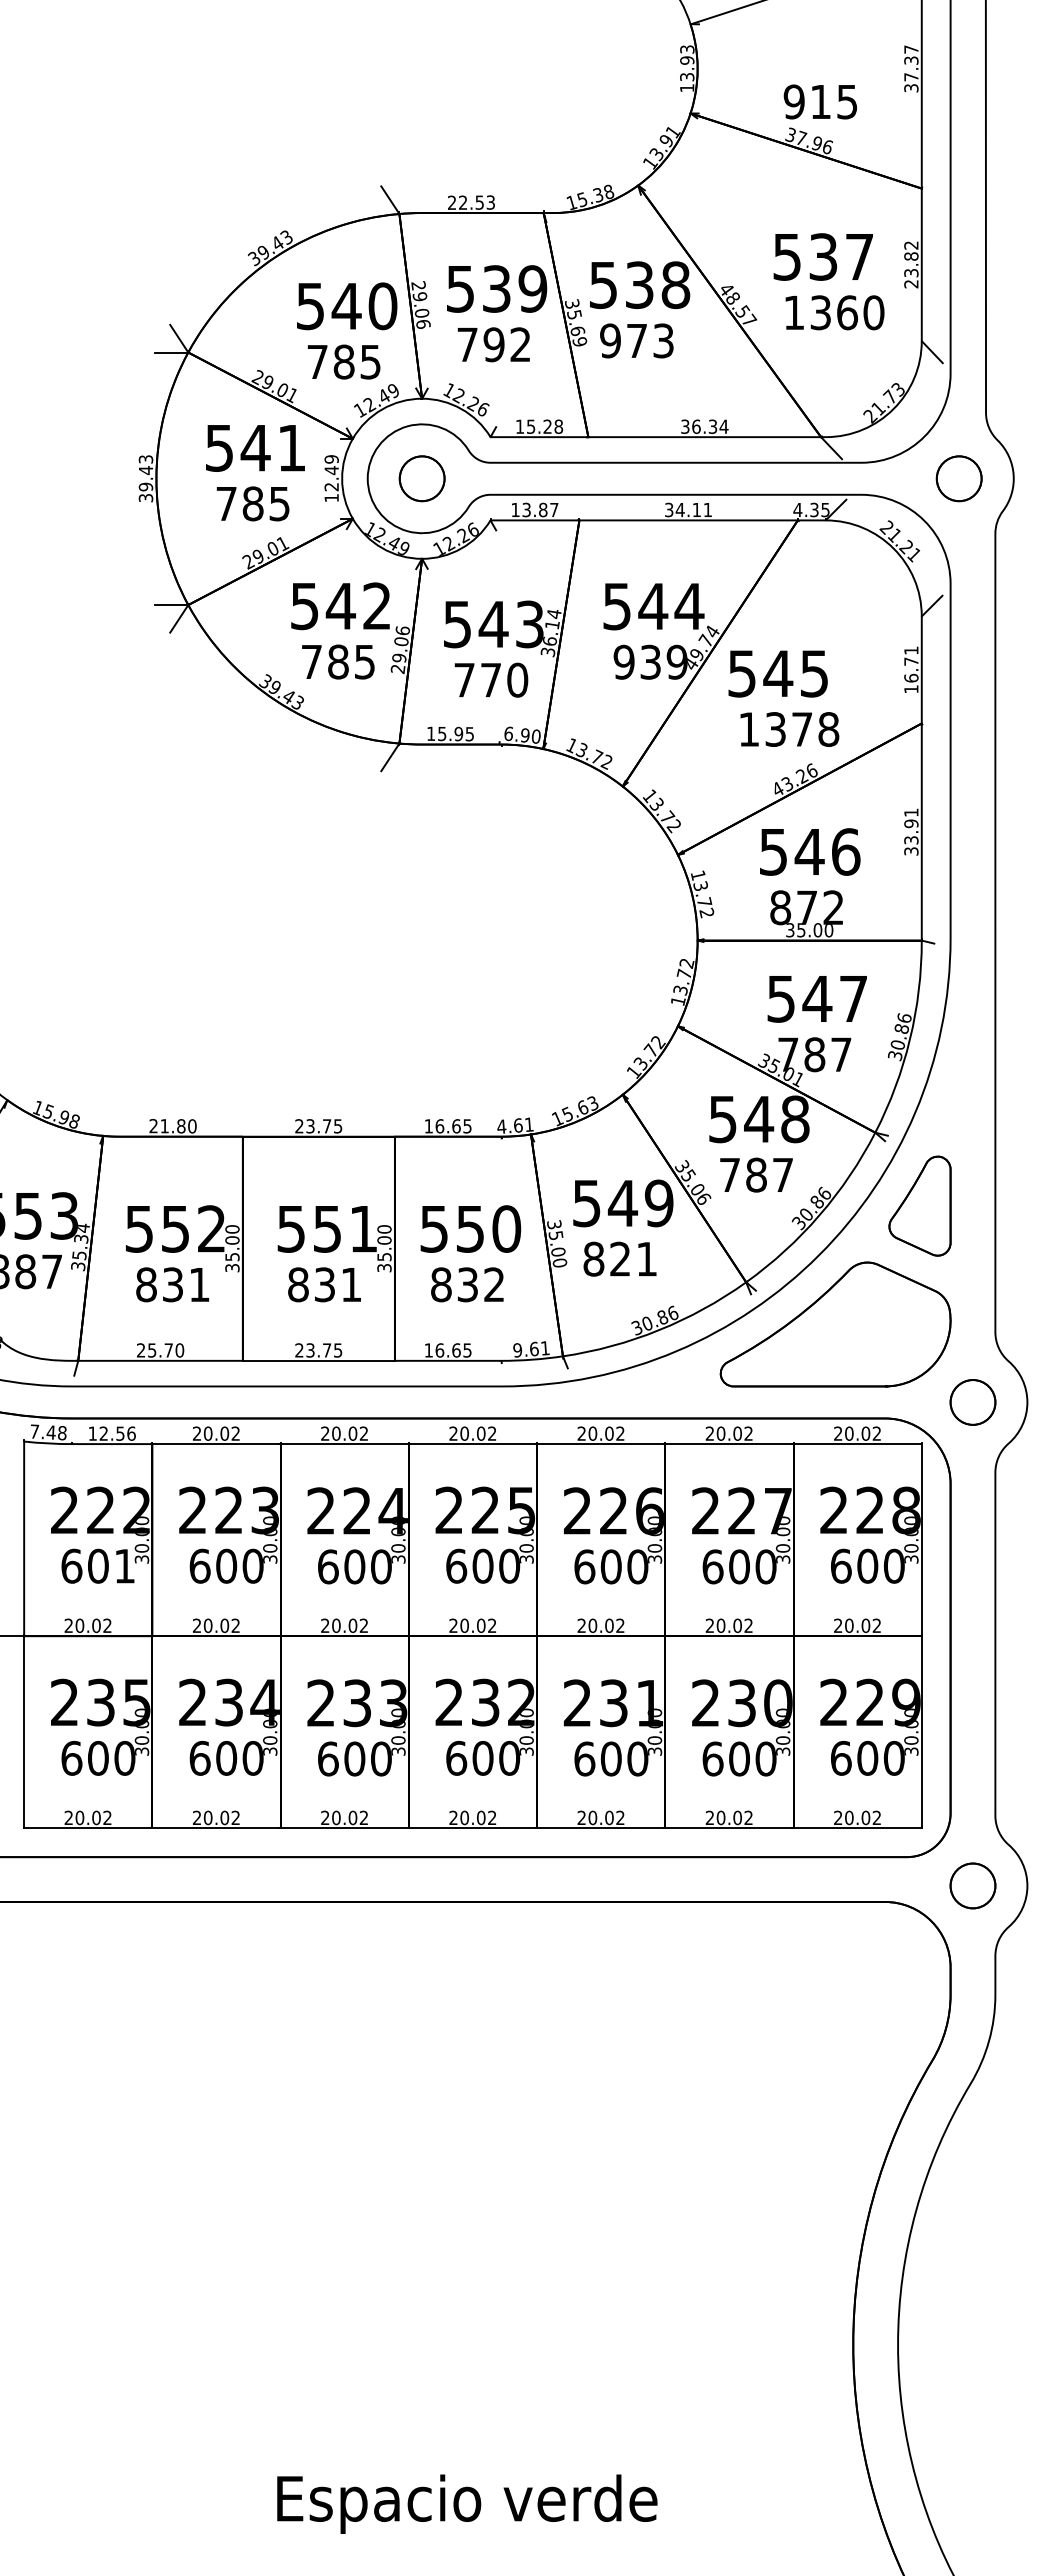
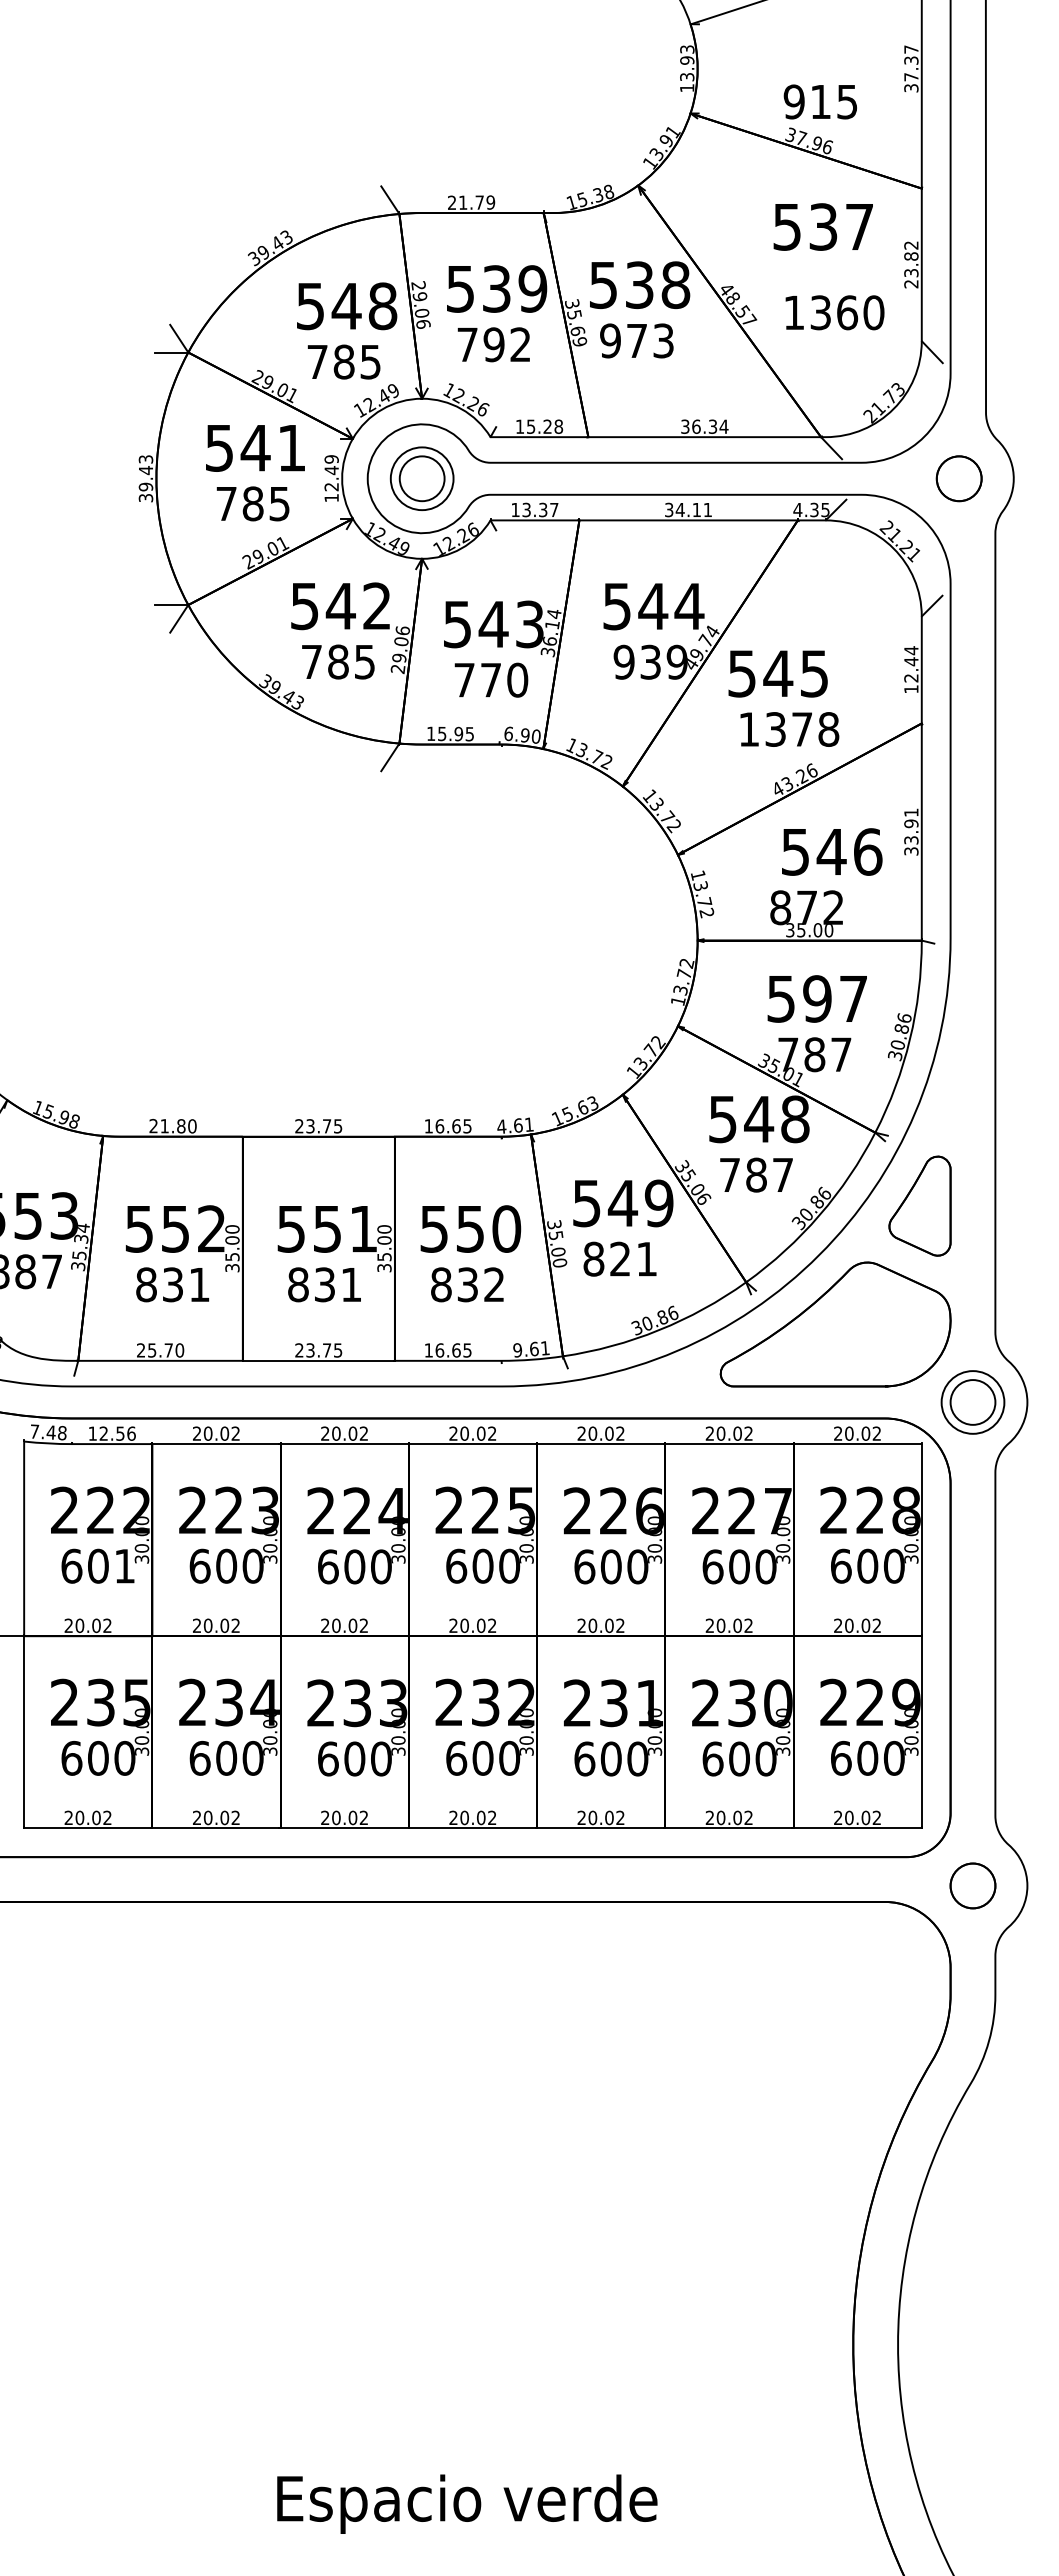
text: 22.53 -> 21.79 (477, 202)
text position: (822, 256) -> (822, 226) (822, 226)
text: 540 -> 548 (382, 305)
circle diameter: 45 px -> 63 px (421, 478)
text: 13.87 -> 13.37 (543, 509)
text: 16.71 -> 12.44 (911, 664)
text position: (810, 851) -> (832, 851) (832, 851)
text: 547 -> 597 (817, 998)
circle diameter: 45 px -> 63 px (972, 1402)
